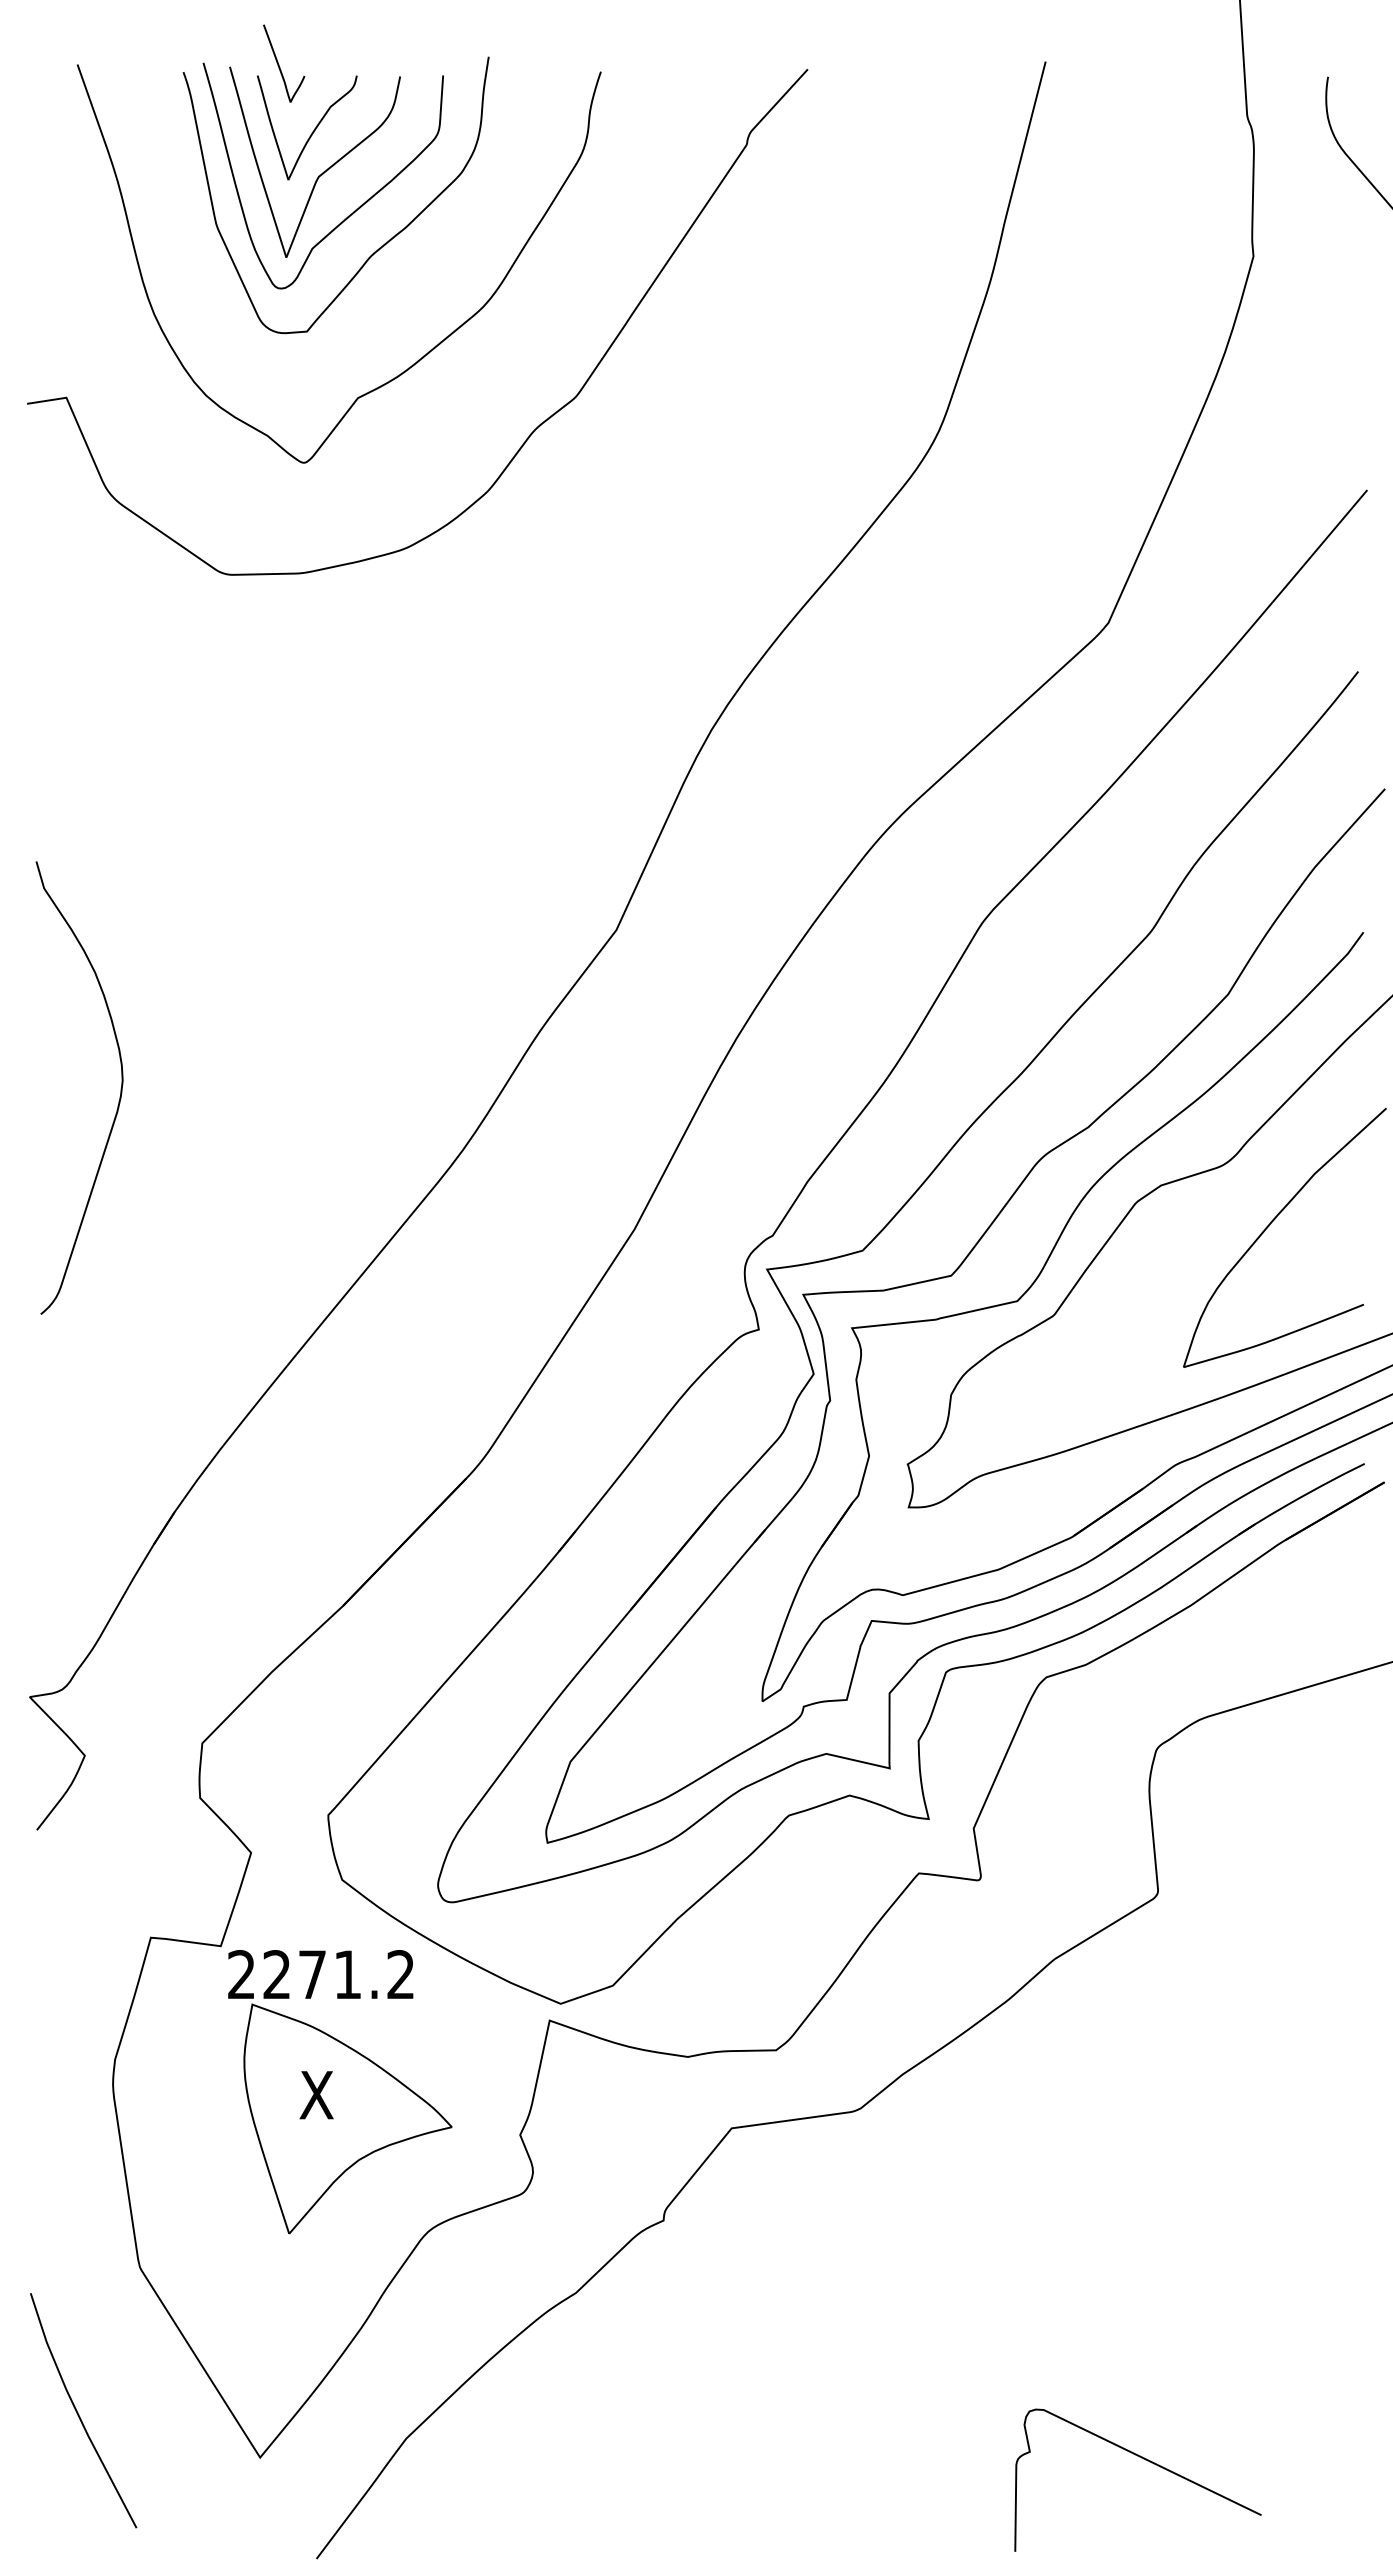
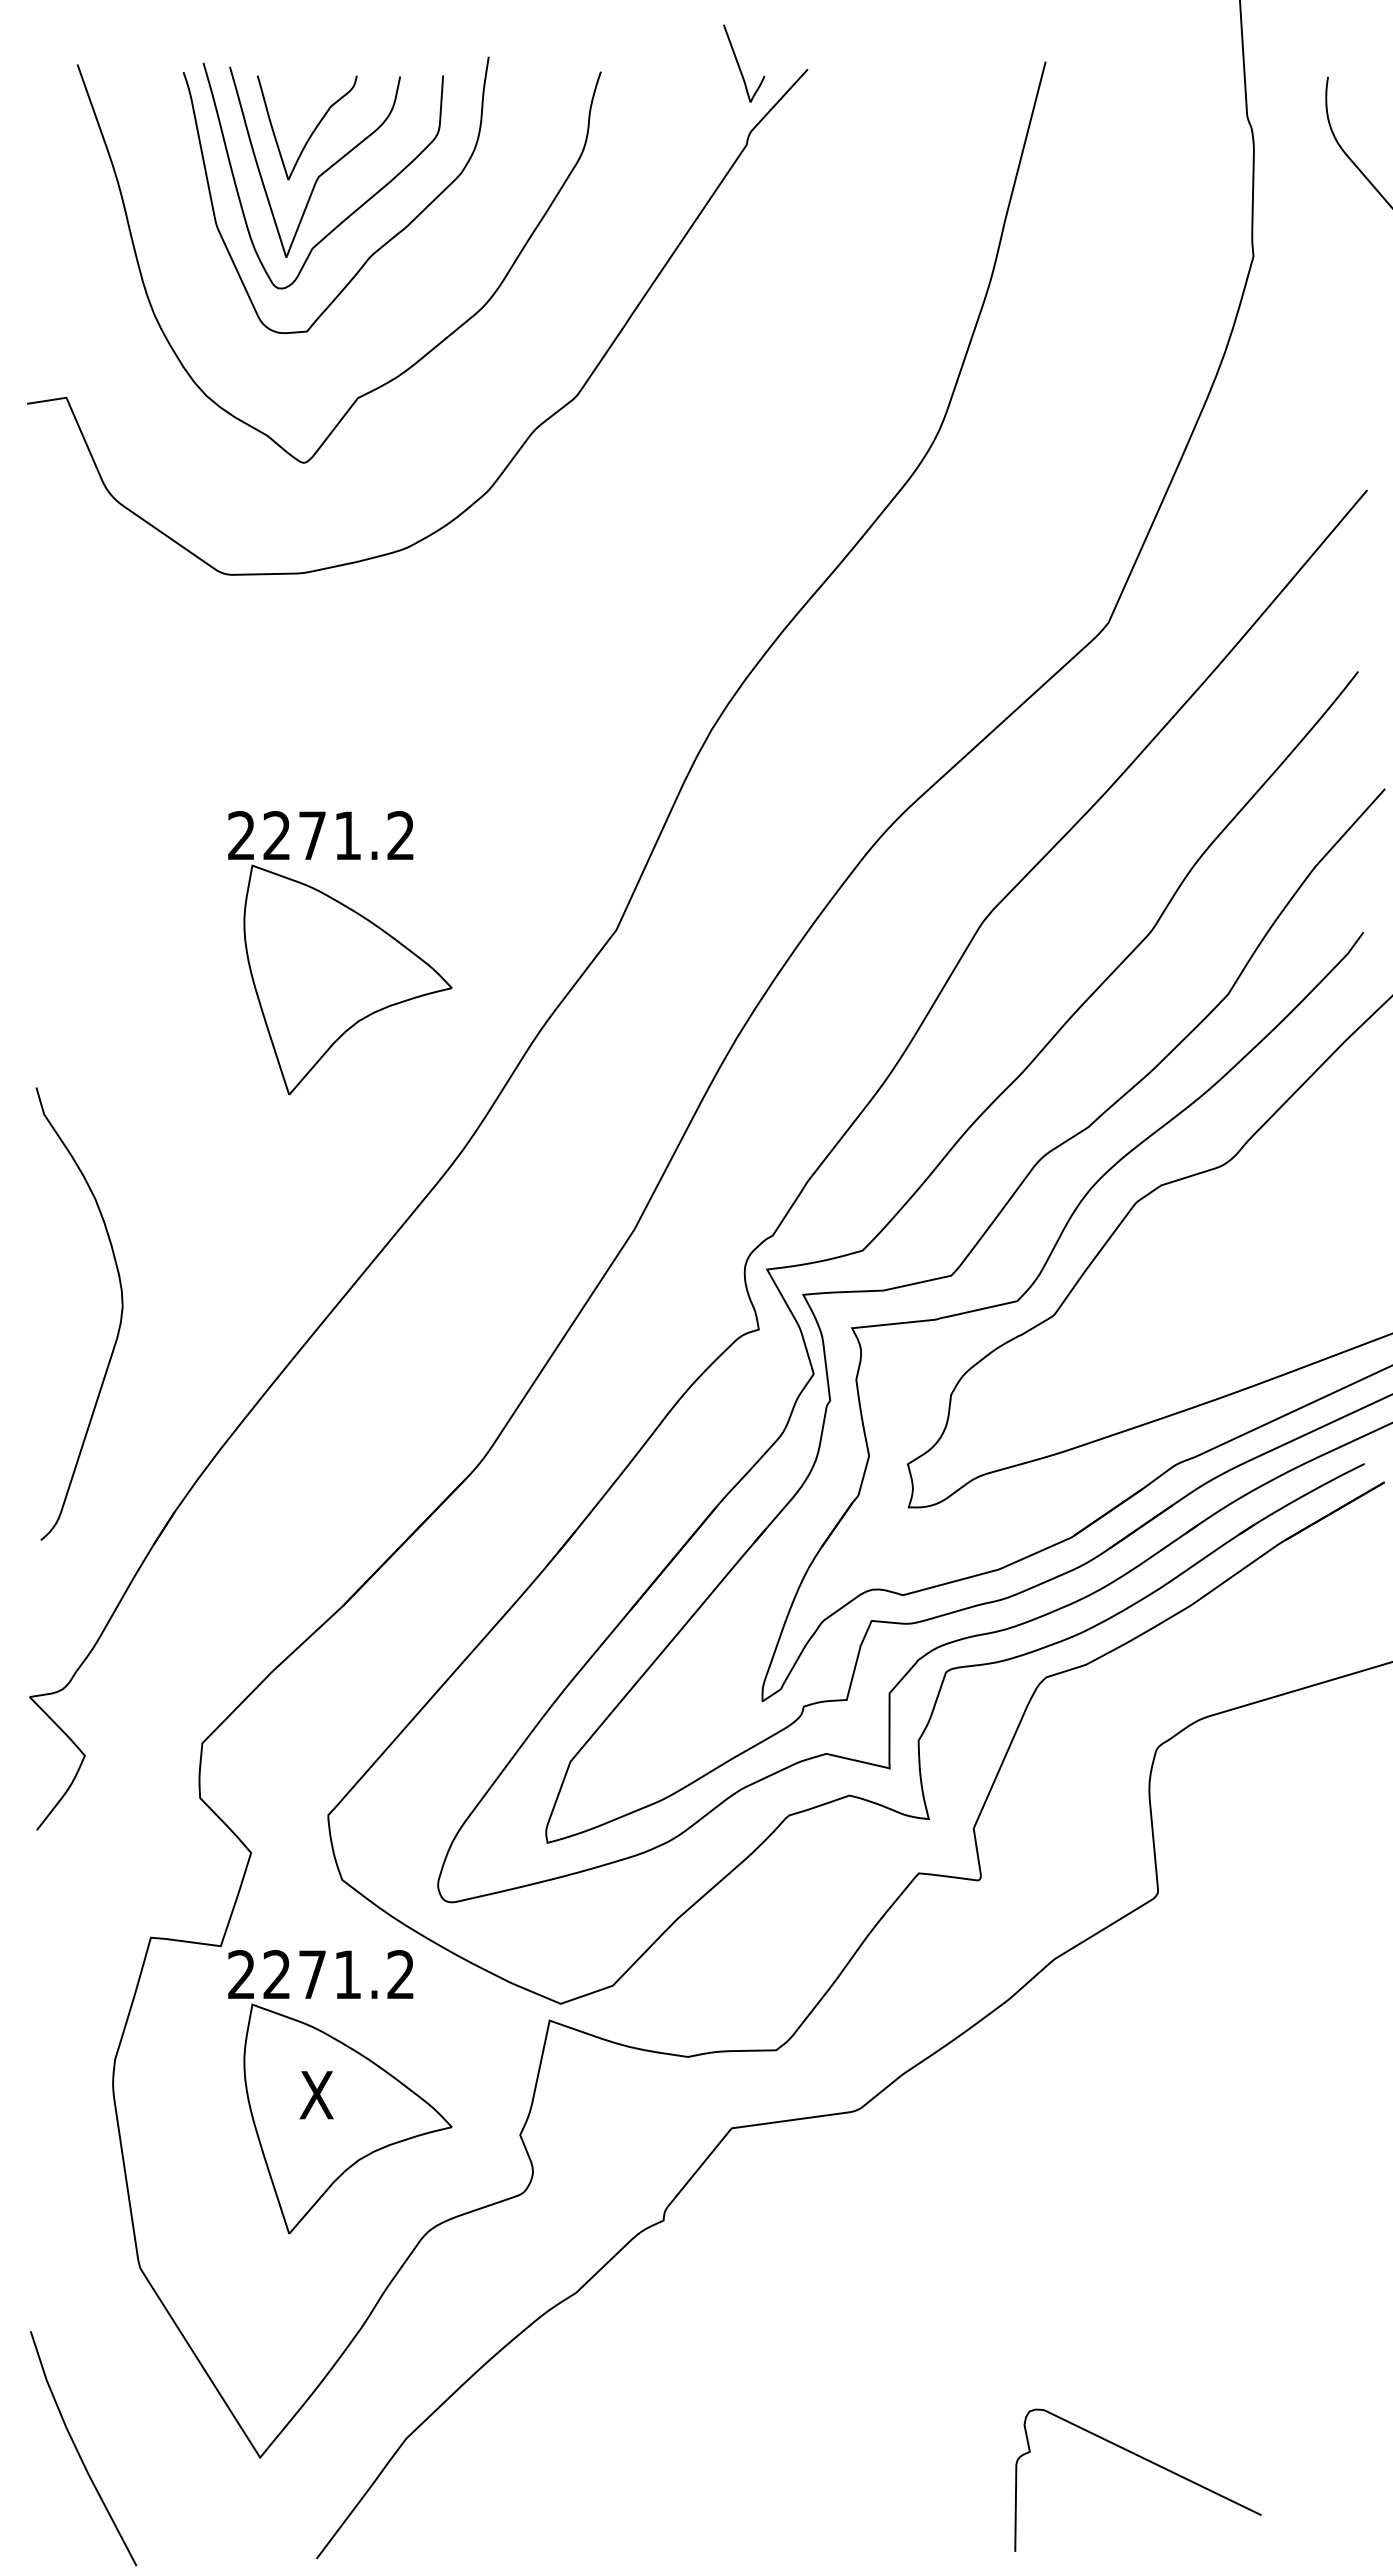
curve position: (279, 64) -> (739, 64) (739, 64)
part: none -> present (340, 953)
curve position: (119, 1096) -> (119, 1322) (119, 1322)
curve: present -> none (1269, 1226)
line position: (78, 2412) -> (78, 2450) (78, 2450)
